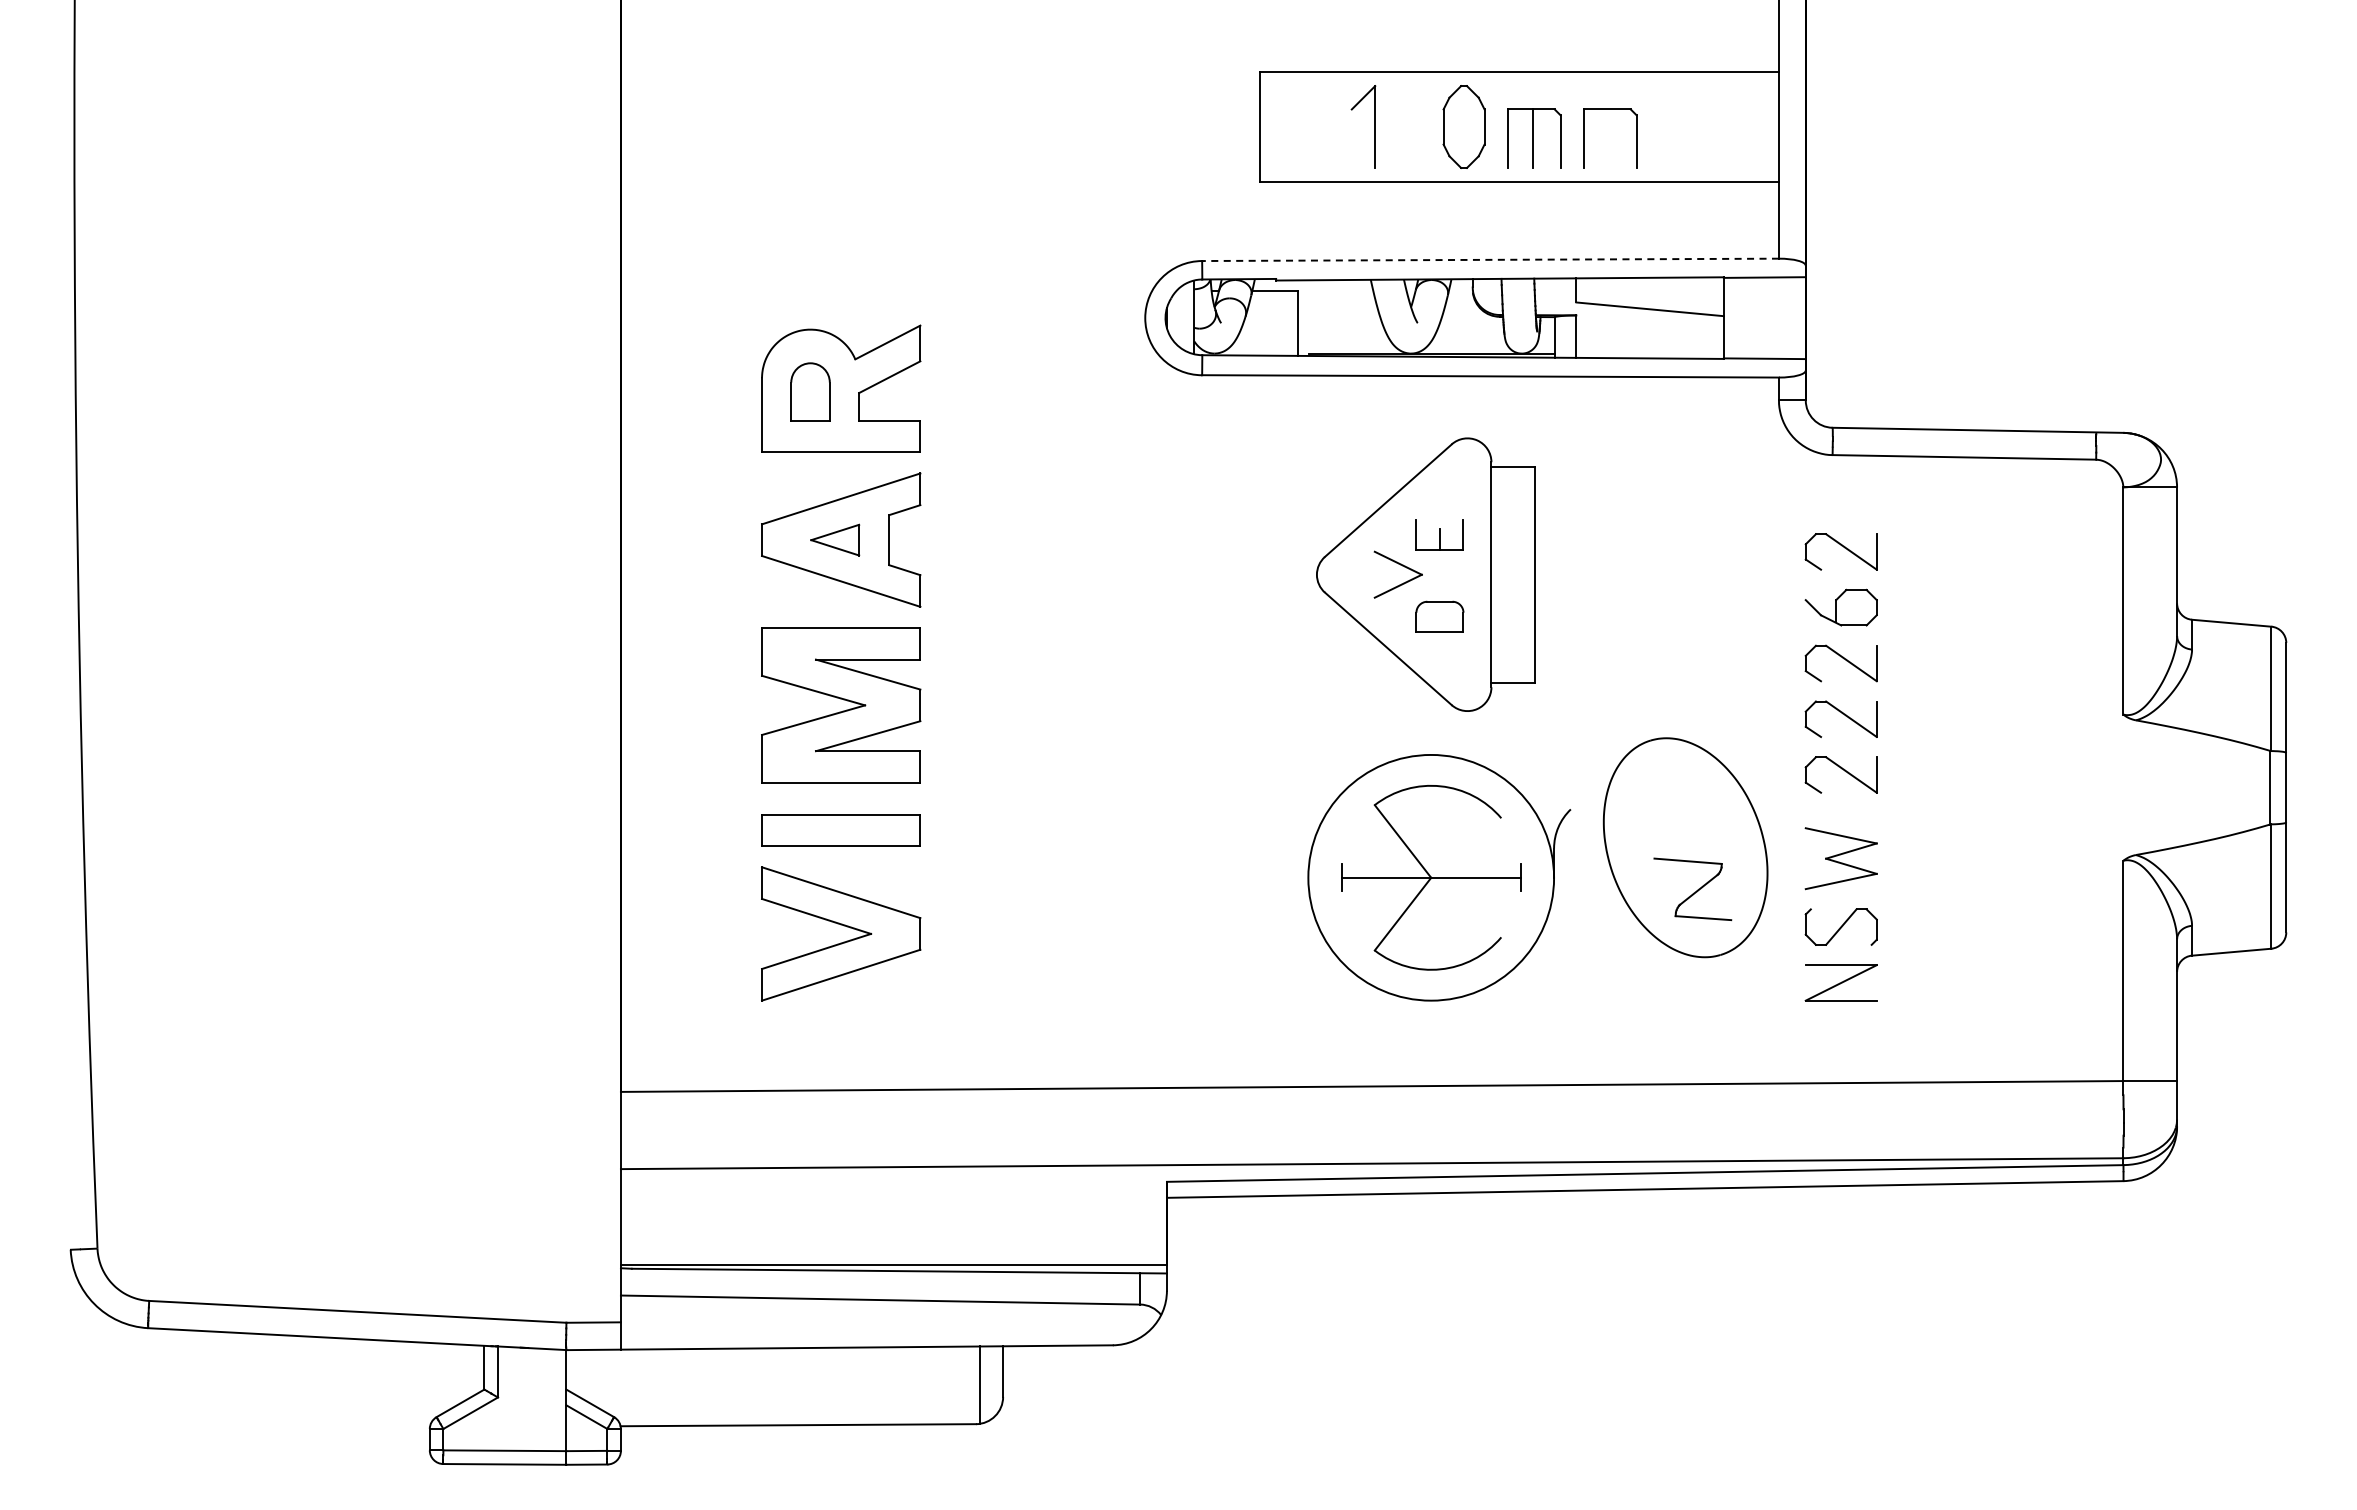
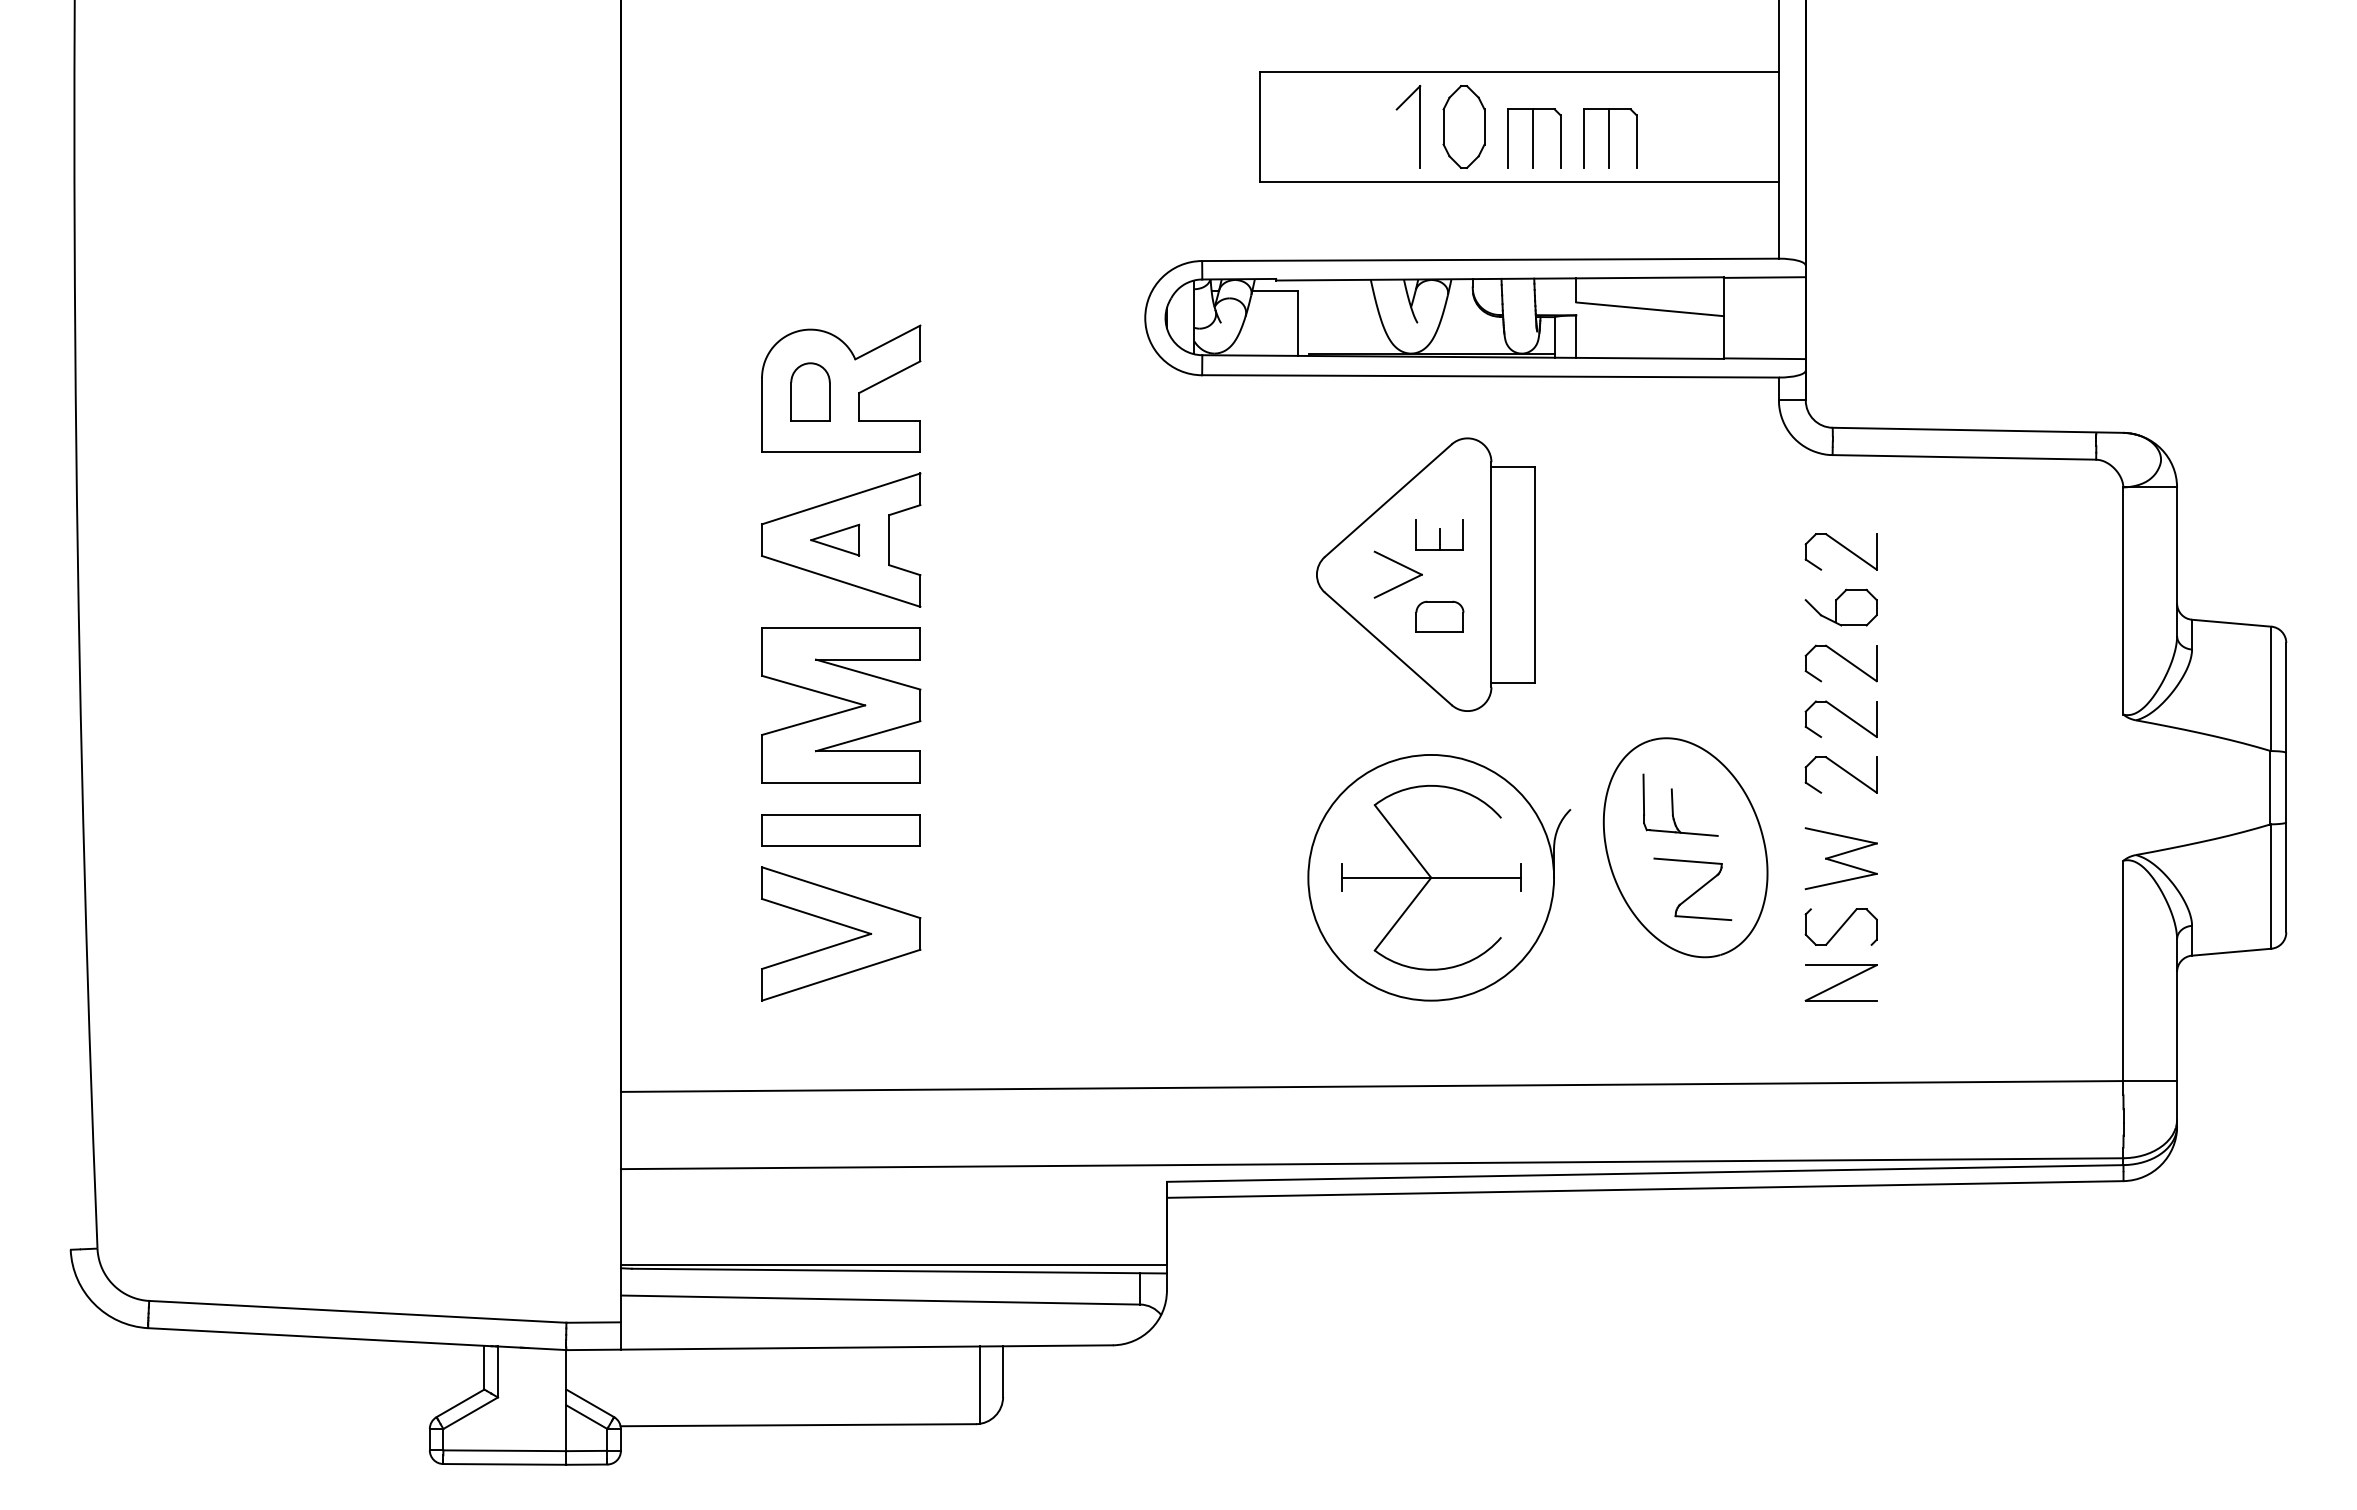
part position: (1374, 126) -> (1419, 126) (1419, 126)
line: none -> present (1609, 138)
line: dashed -> solid (1490, 259)
part: none -> present (1673, 804)
